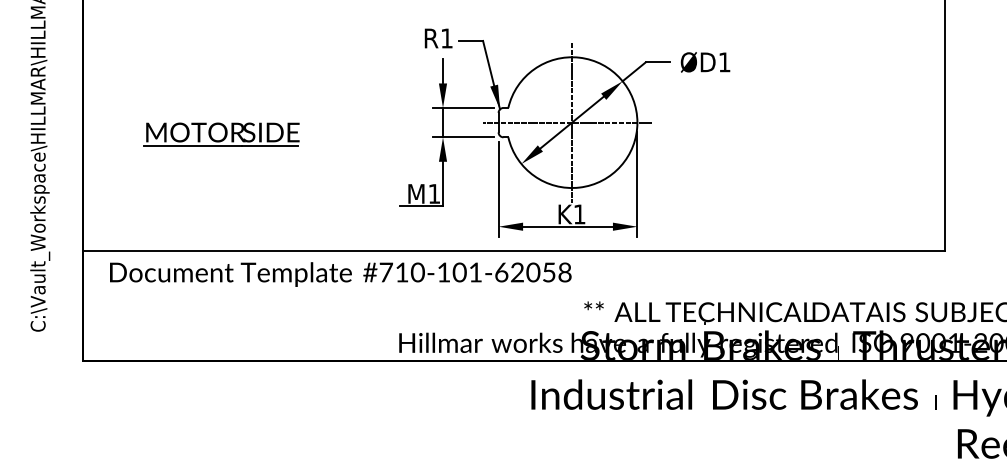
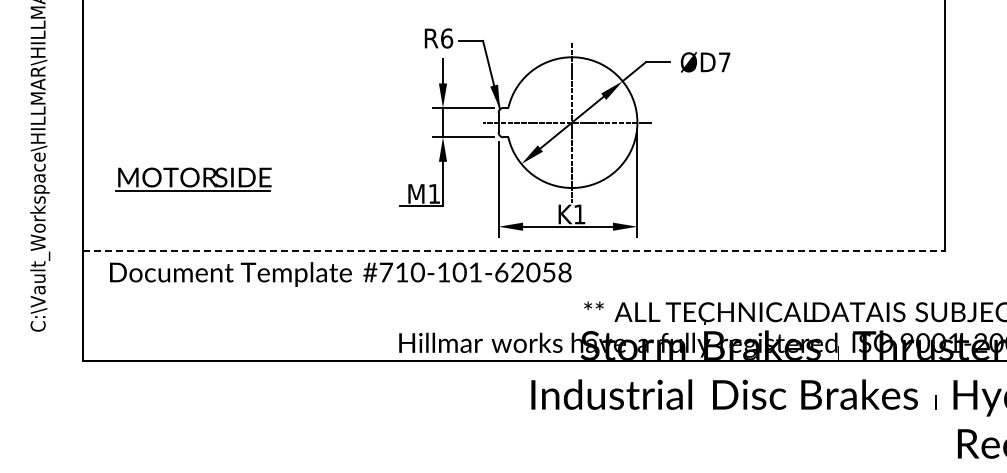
text: R1 -> R6 (447, 38)
text: ØD1 -> ØD7 (724, 62)
part position: (221, 134) -> (193, 179) (193, 179)
line: solid -> dashed (514, 251)
